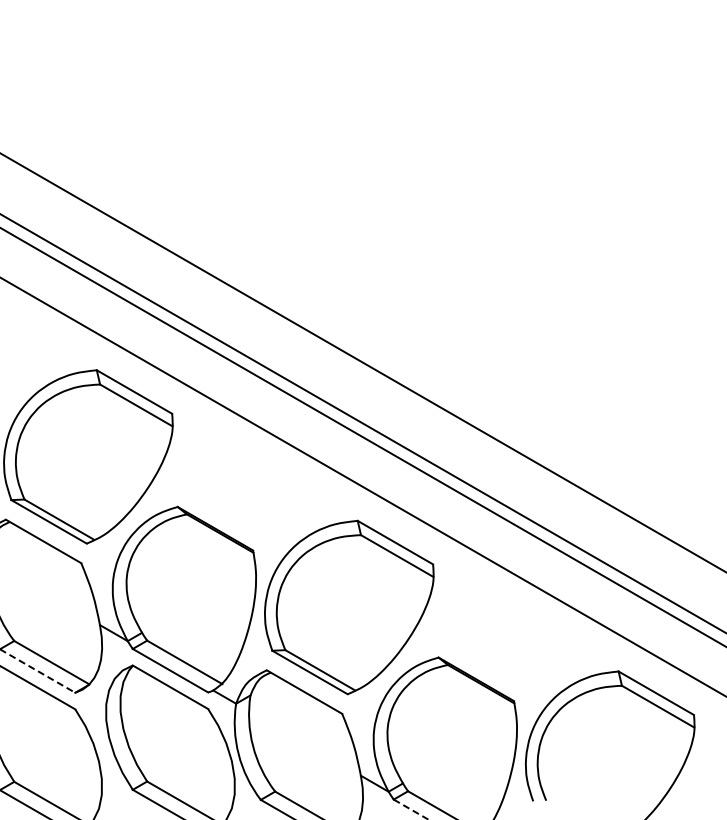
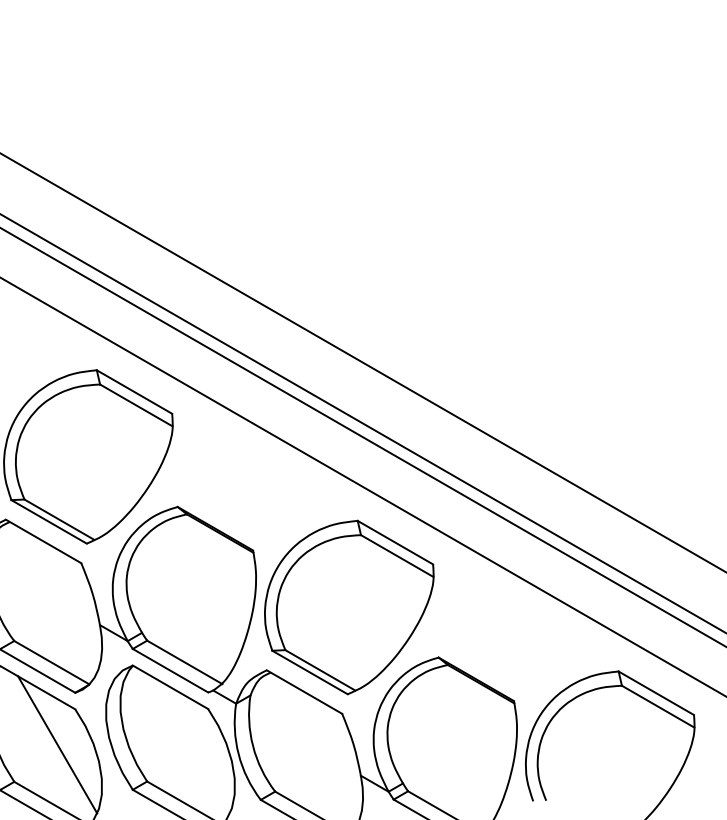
line: dashed -> solid (38, 671)
line: none -> present (57, 744)
line: dashed -> solid (411, 809)
